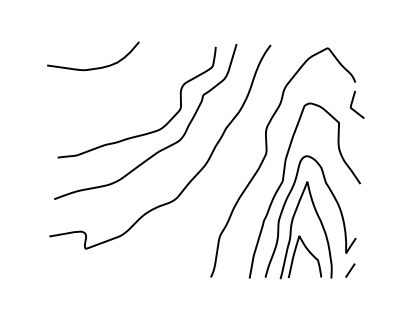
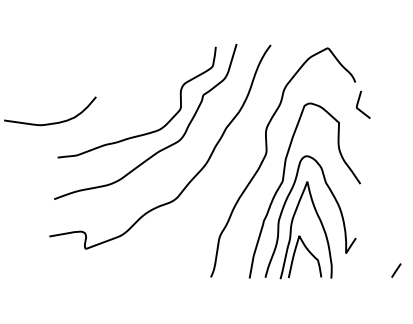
curve position: (95, 67) -> (52, 122) (52, 122)
curve position: (352, 104) -> (358, 104) (358, 104)
line position: (350, 270) -> (396, 270) (396, 270)
